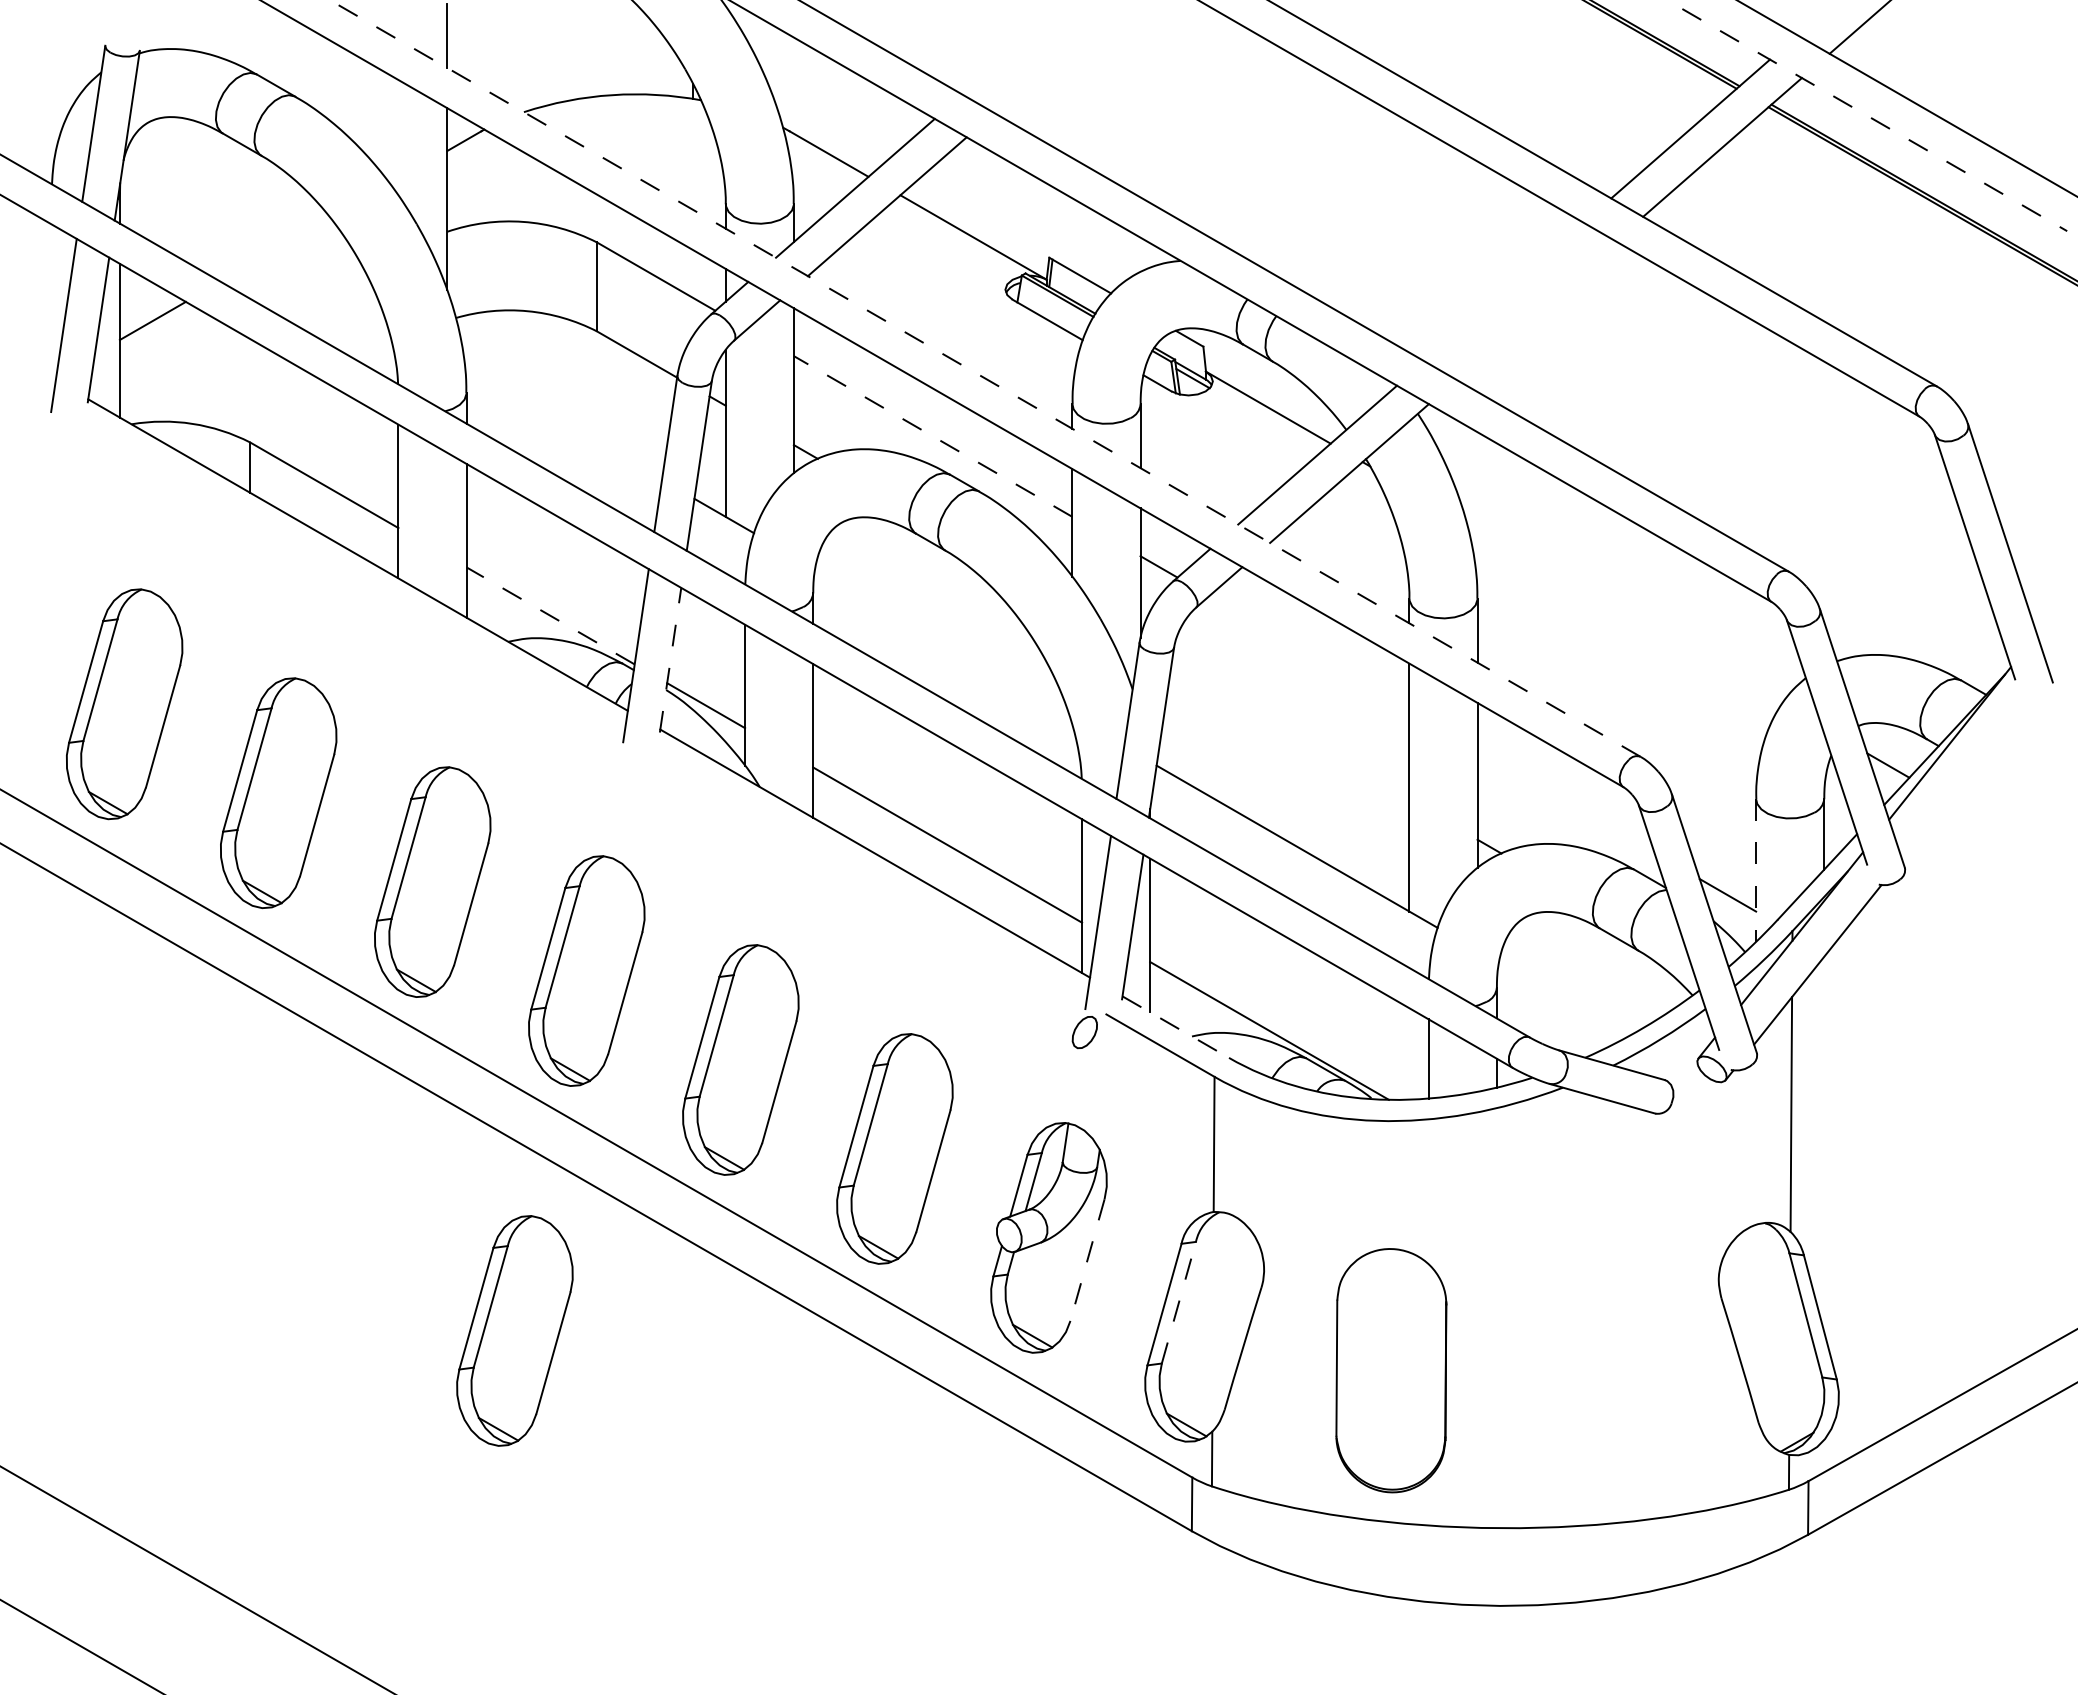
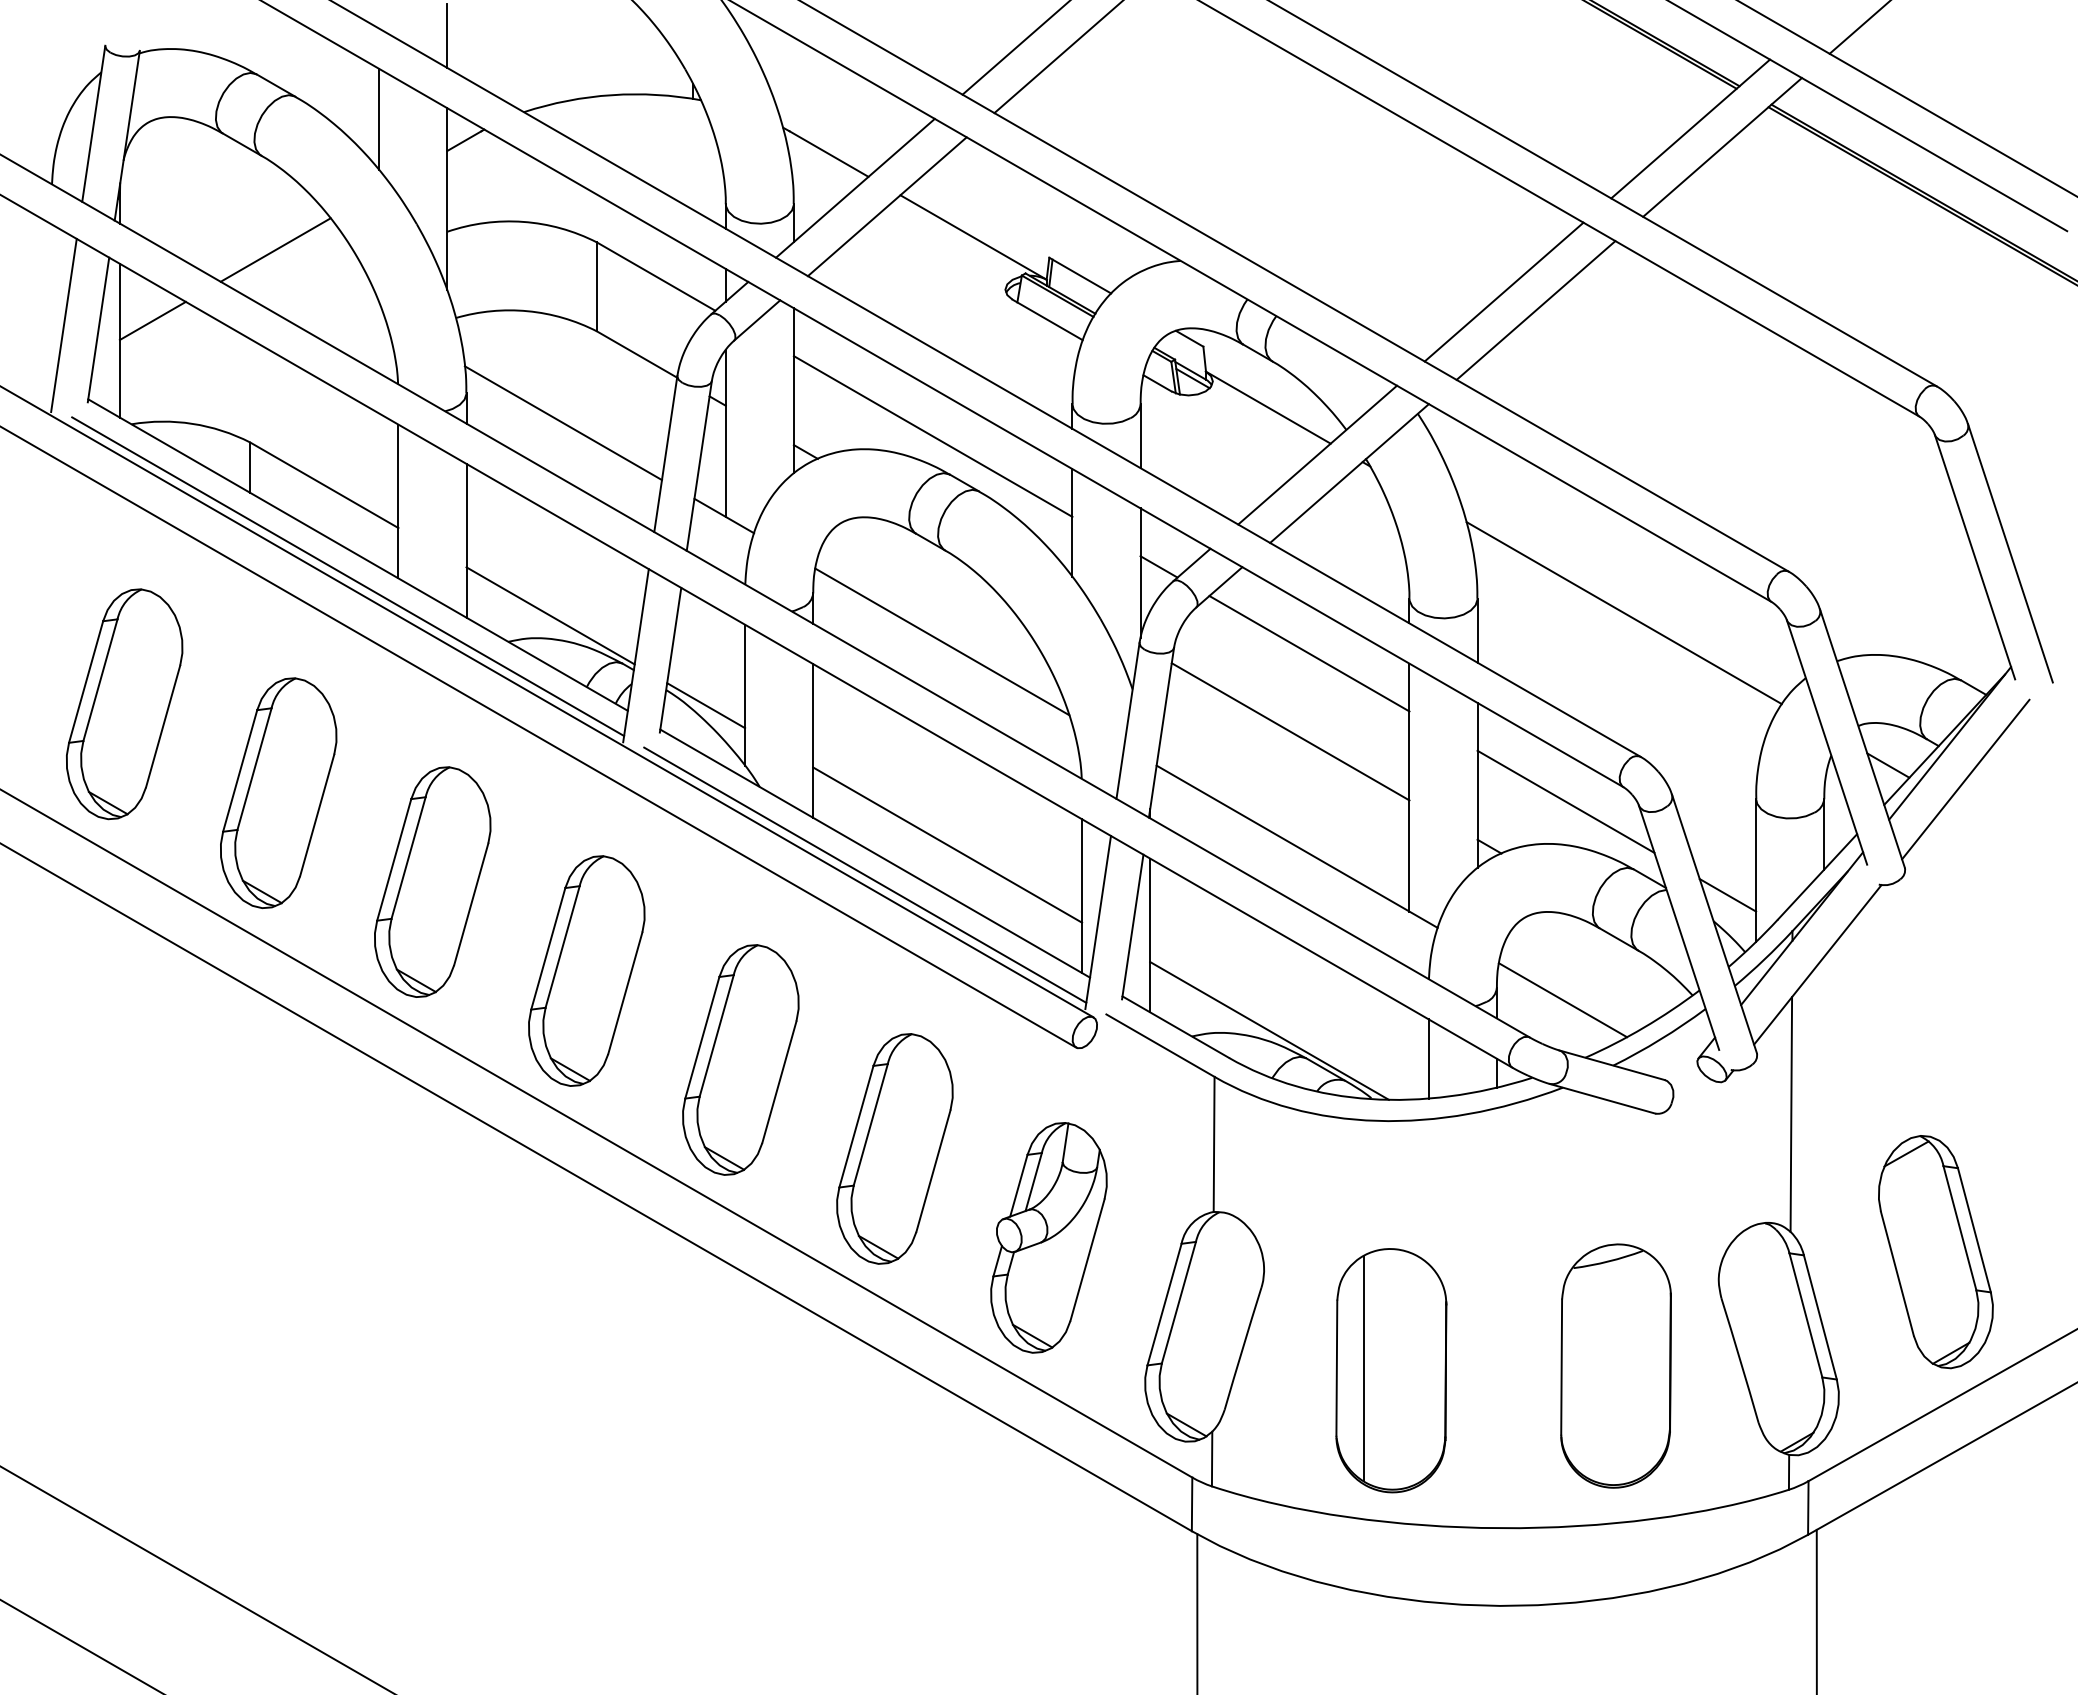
line: none -> present (1015, 48)
line: none -> present (1057, 57)
line: dashed -> solid (1867, 115)
line: none -> present (379, 118)
line: none -> present (275, 249)
line: none -> present (1503, 291)
line: none -> present (1535, 310)
line: dashed -> solid (985, 378)
line: none -> present (562, 423)
line: dashed -> solid (933, 436)
line: none -> present (348, 576)
line: none -> present (1623, 613)
line: dashed -> solid (550, 615)
line: none -> present (942, 641)
line: none -> present (1309, 653)
line: dashed -> solid (670, 659)
line: none -> present (547, 702)
line: none -> present (1290, 731)
line: none -> present (539, 737)
line: none -> present (1965, 779)
line: none -> present (1565, 801)
line: dashed -> solid (1756, 870)
line: none -> present (865, 874)
line: none -> present (1562, 1000)
line: dashed -> solid (1175, 1027)
part: none -> present (1935, 1252)
line: dashed -> solid (1087, 1260)
line: dashed -> solid (1179, 1302)
part: present -> none (514, 1330)
part: none -> present (1615, 1365)
line: none -> present (1363, 1368)
line: none -> present (1816, 1610)
line: none -> present (1197, 1612)
